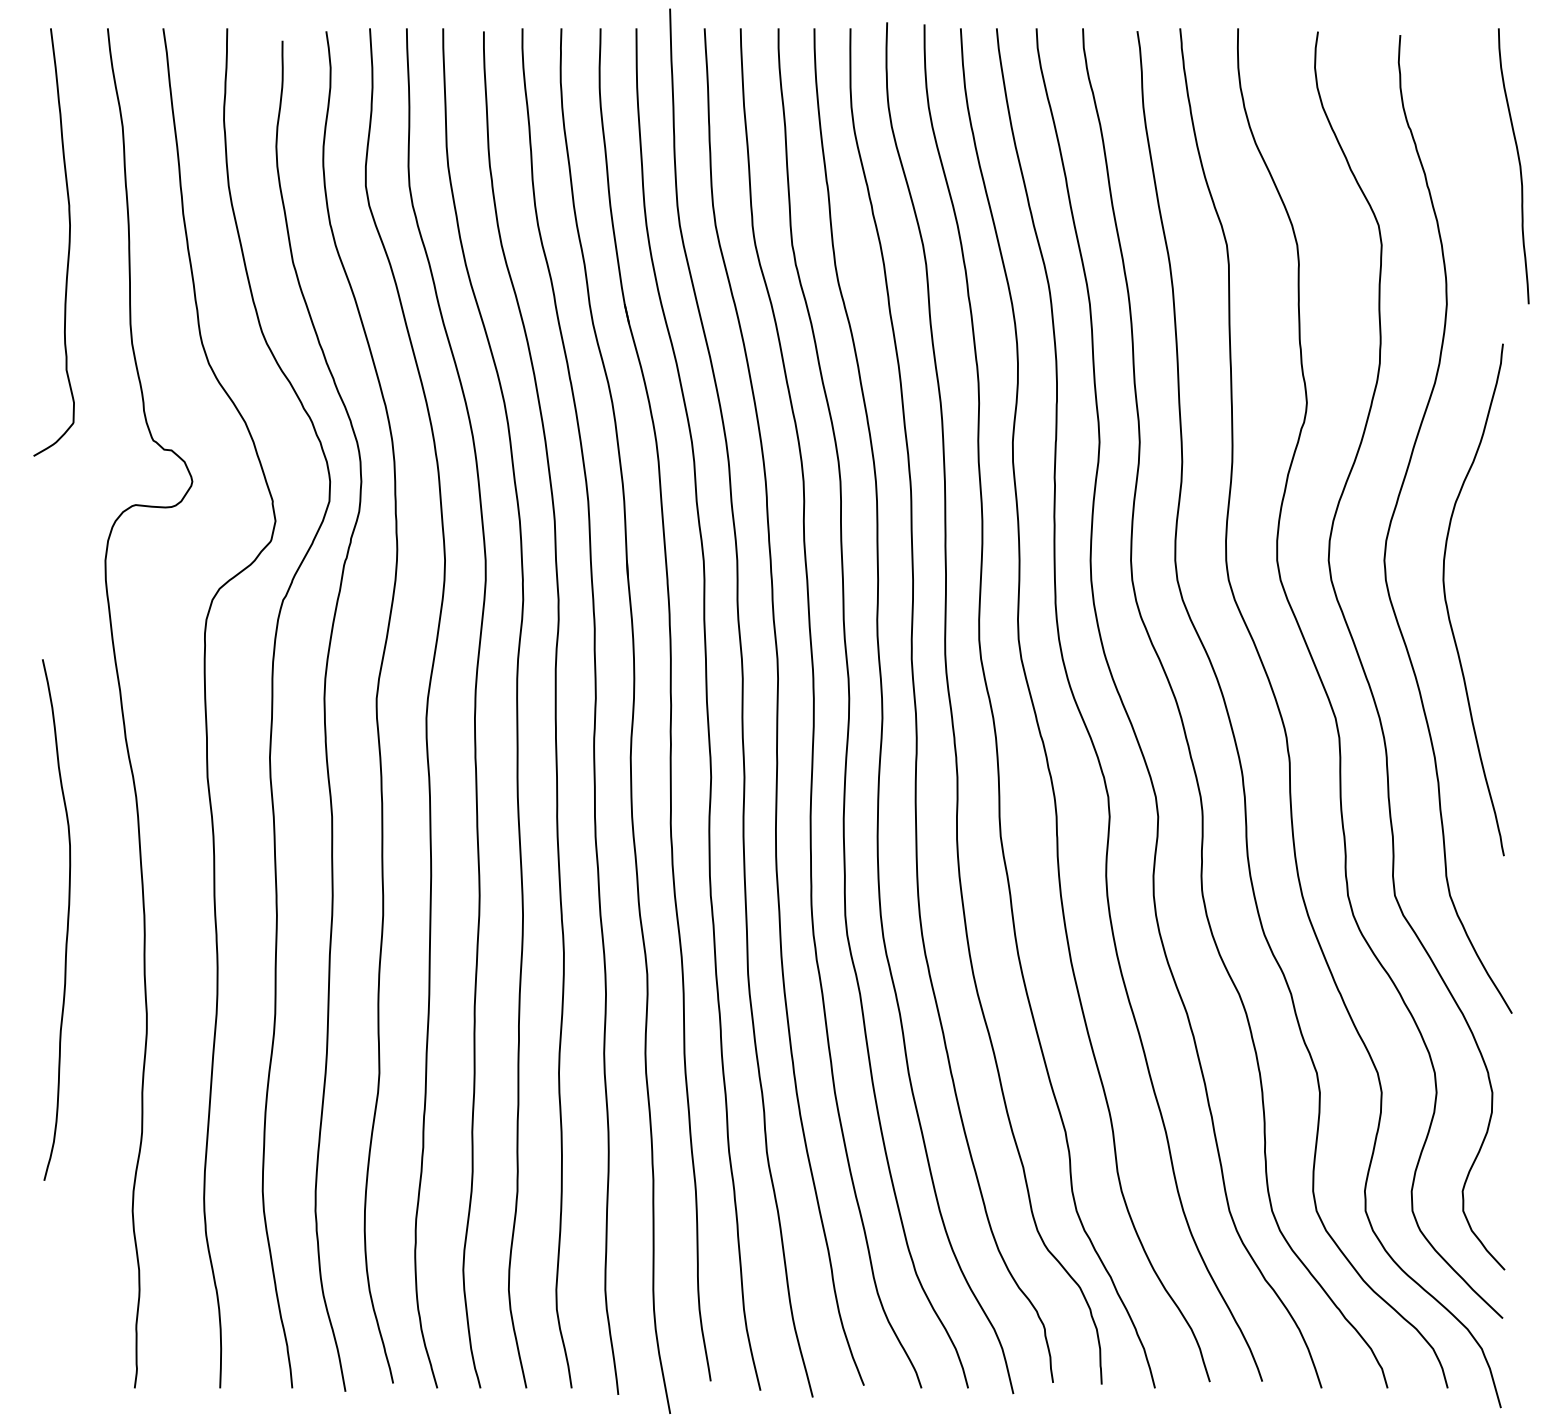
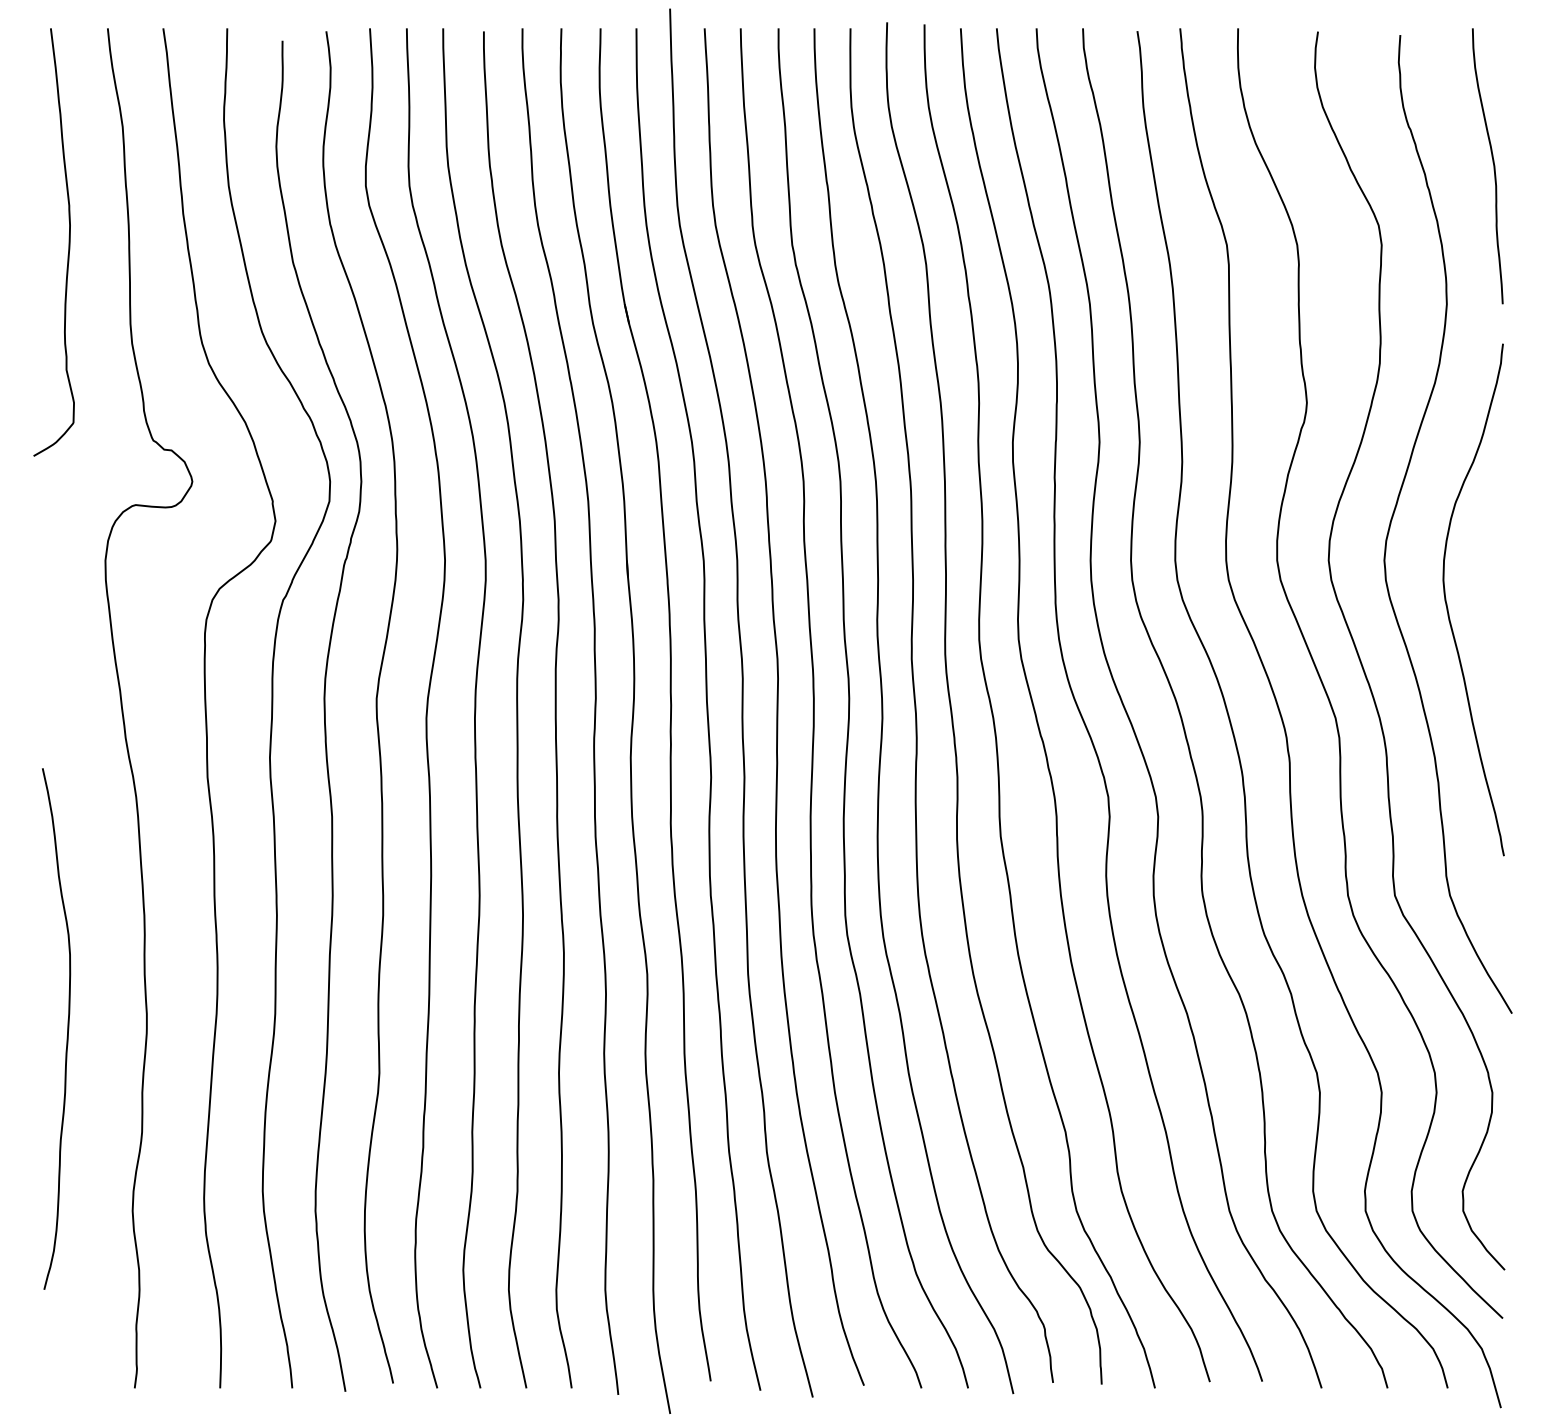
curve position: (1519, 166) -> (1493, 166) (1493, 166)
curve position: (67, 919) -> (67, 1028) (67, 1028)
